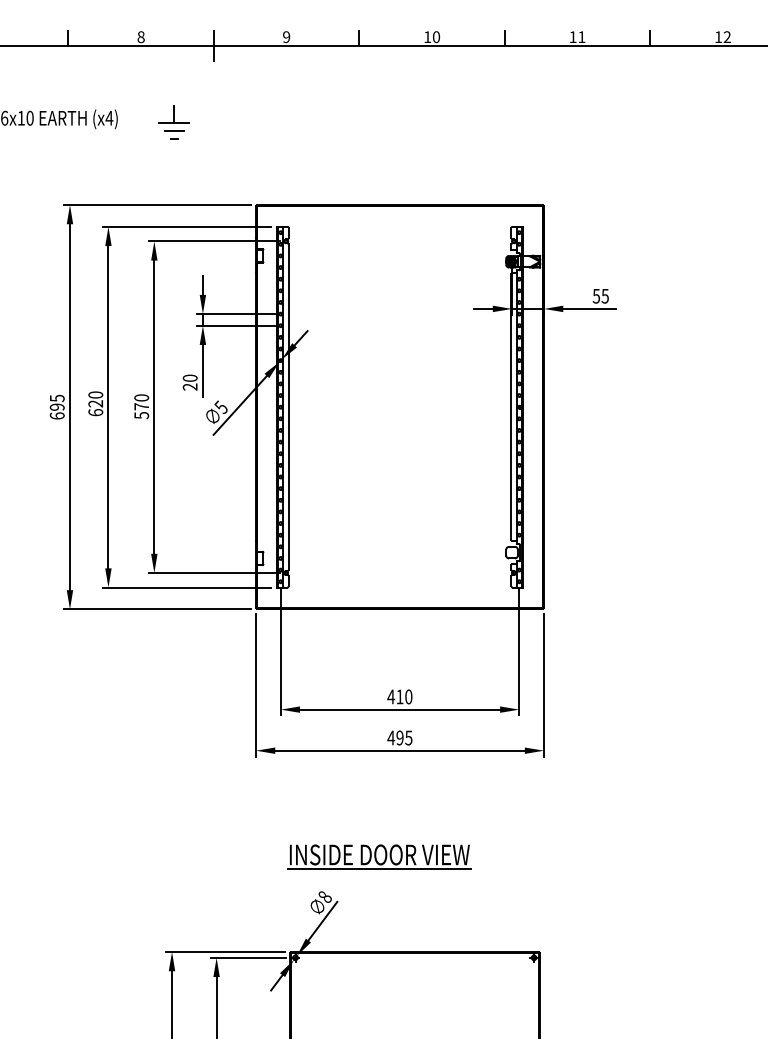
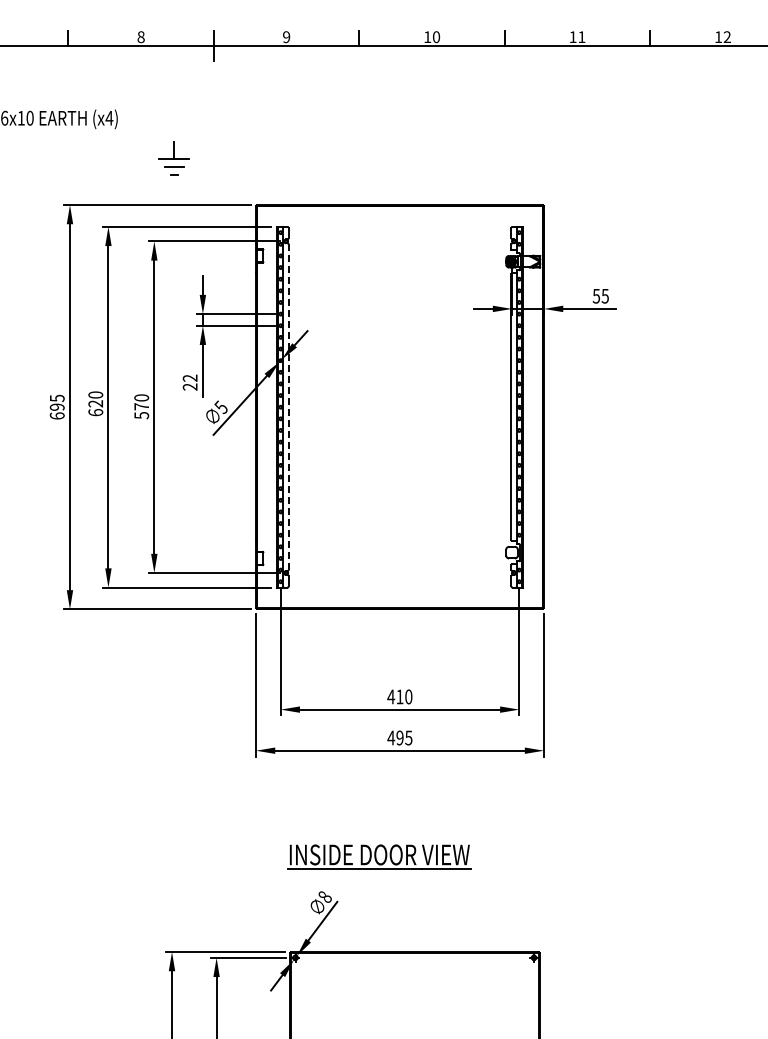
part position: (173, 122) -> (173, 158) (173, 158)
text: 20 -> 22 (189, 377)
line: solid -> dashed (288, 407)
